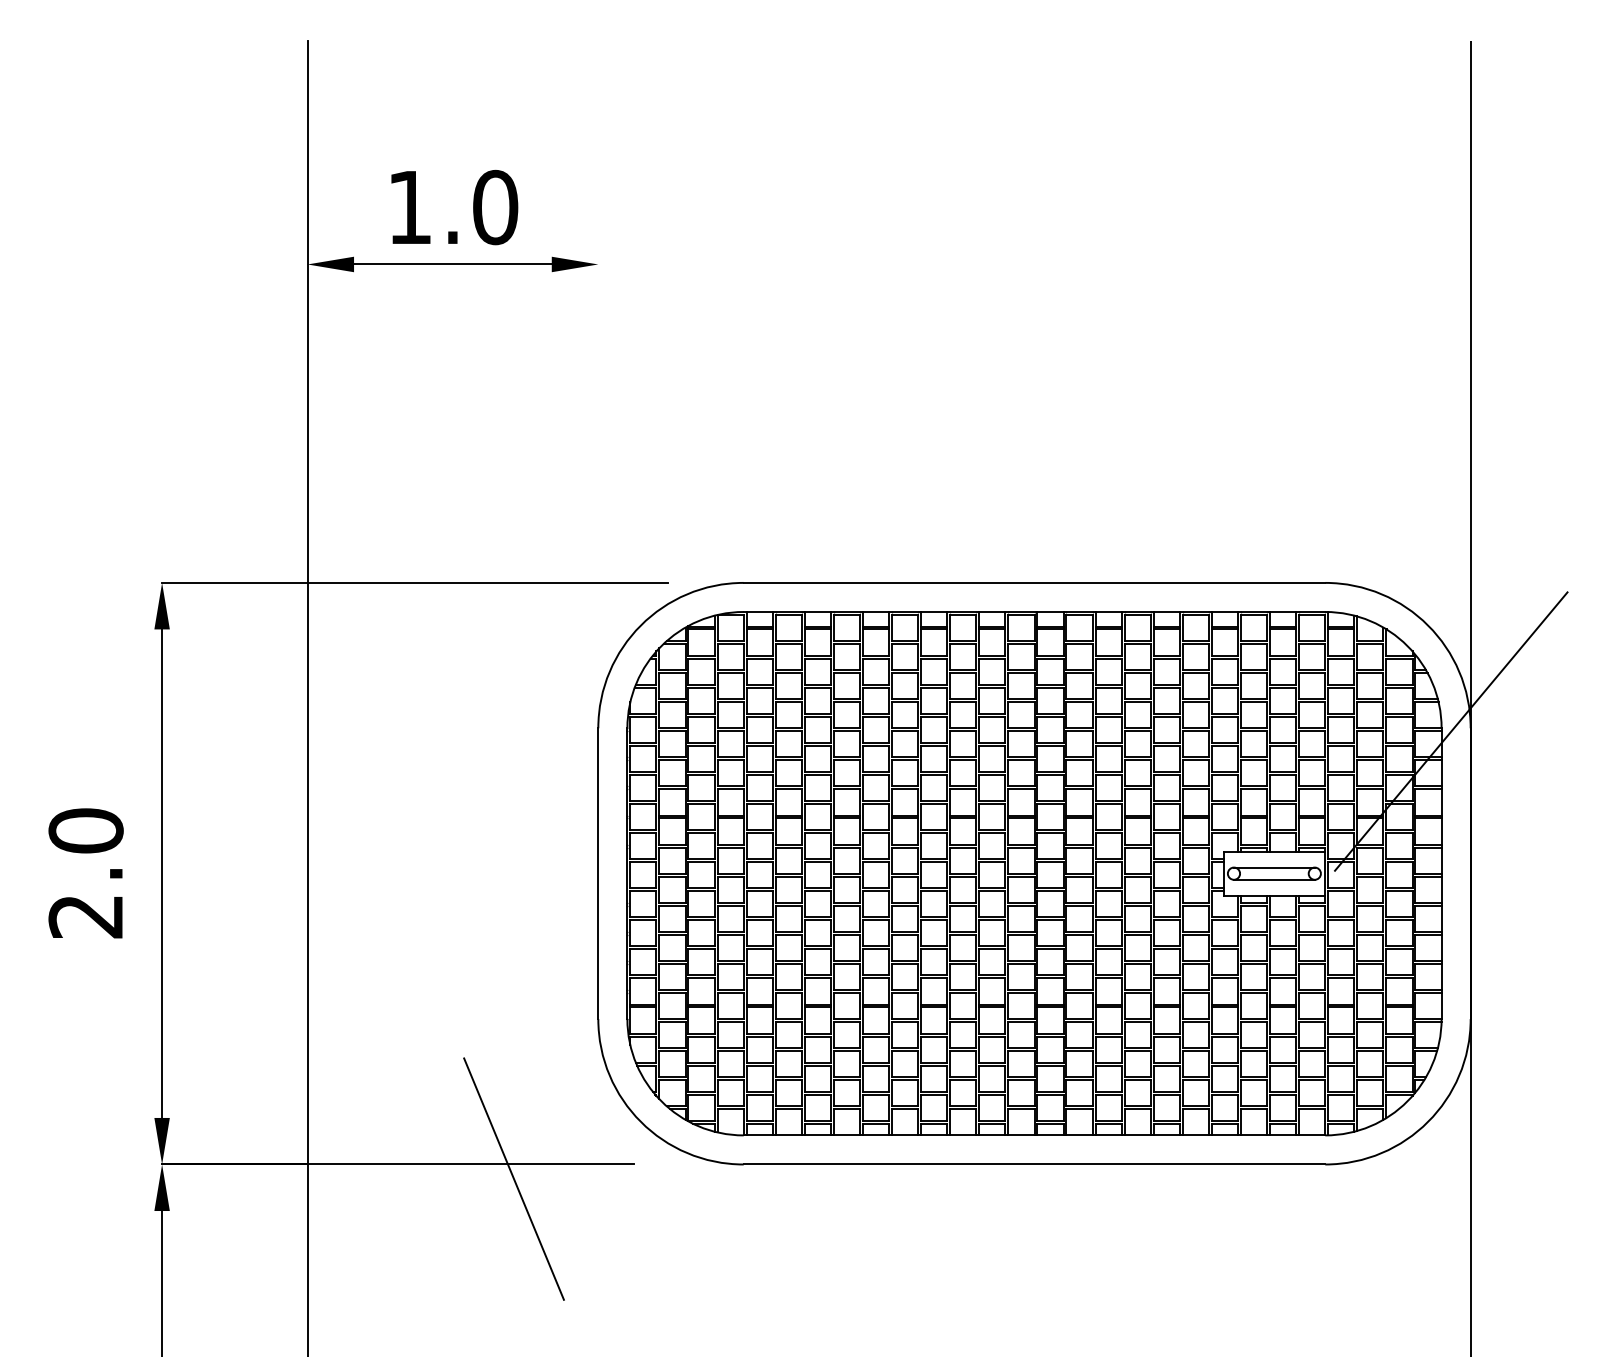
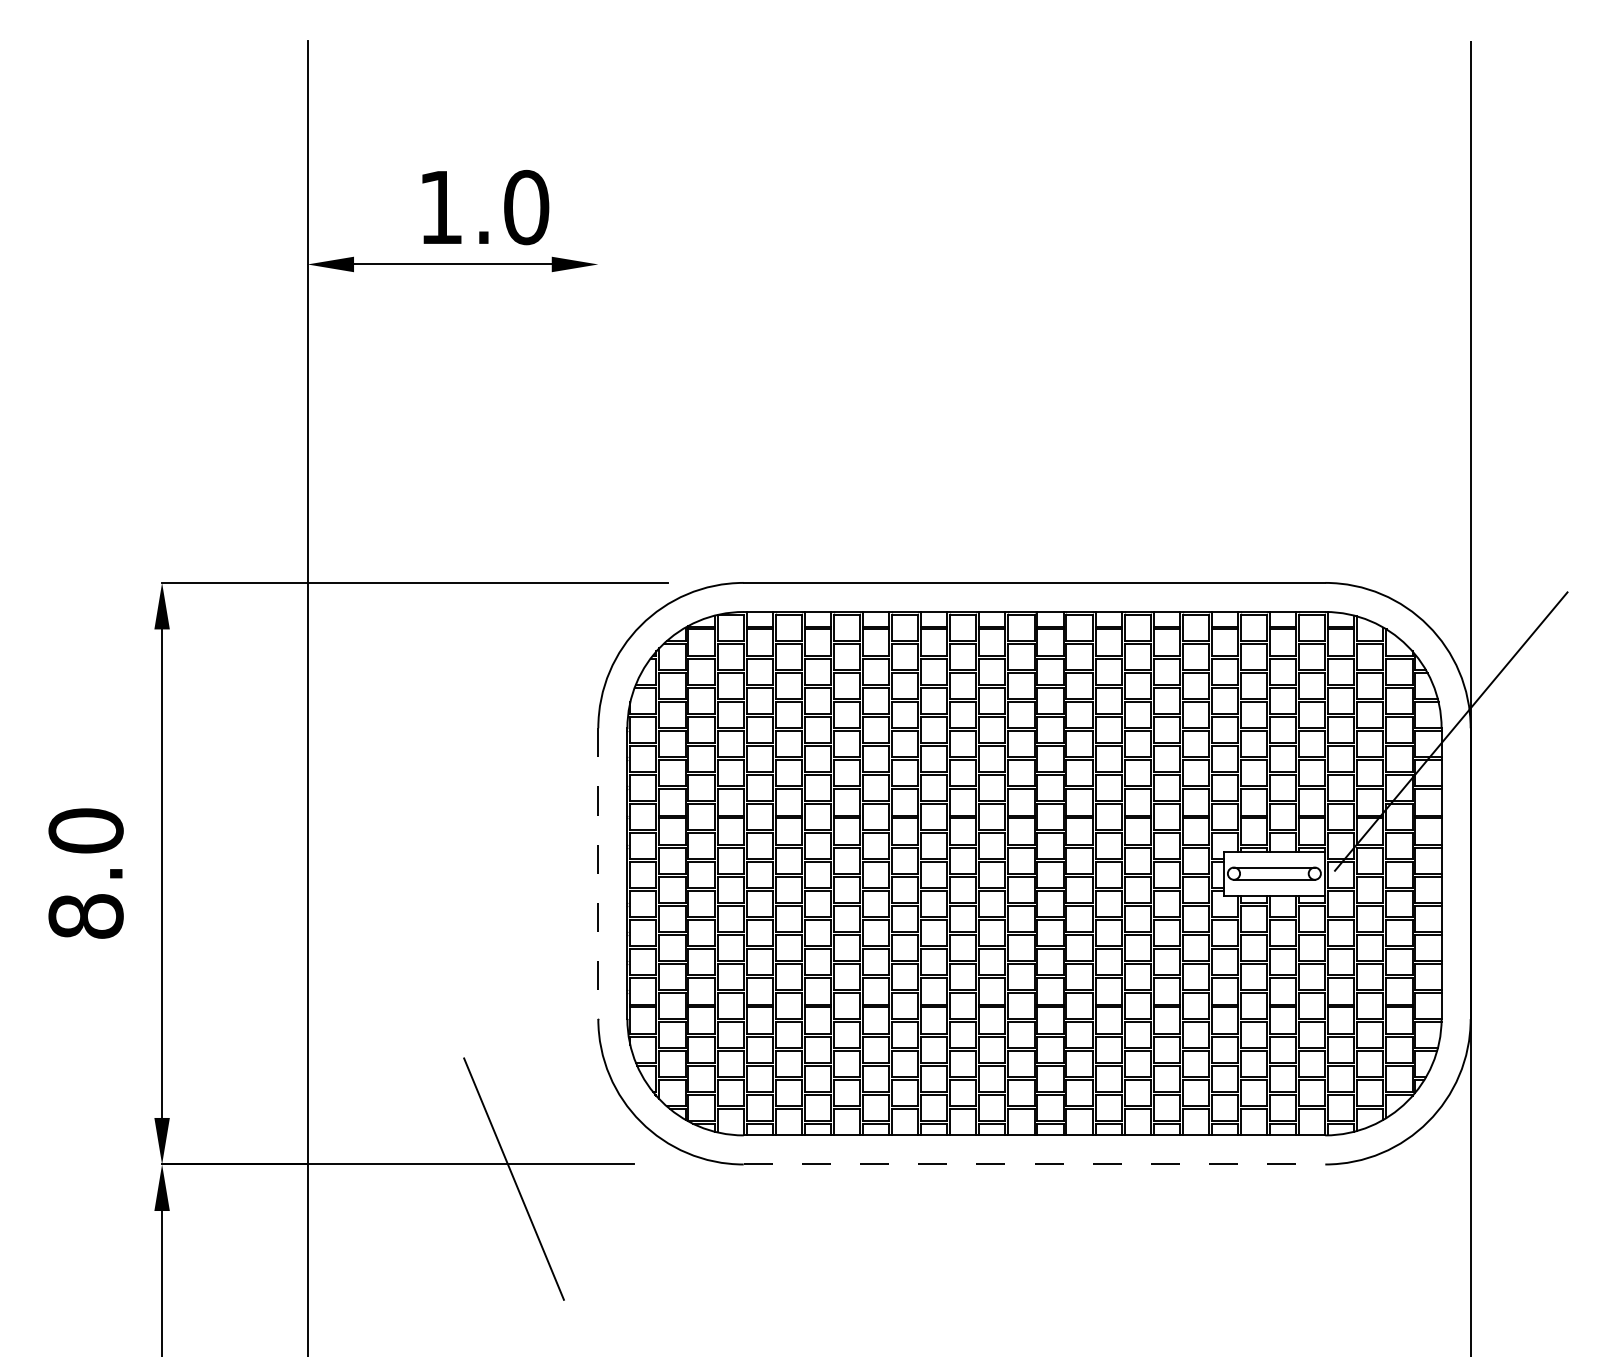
text position: (454, 207) -> (485, 207) (485, 207)
line: solid -> dashed (598, 874)
text: 2.0 -> 8.0 (85, 916)
line: solid -> dashed (1034, 1164)
